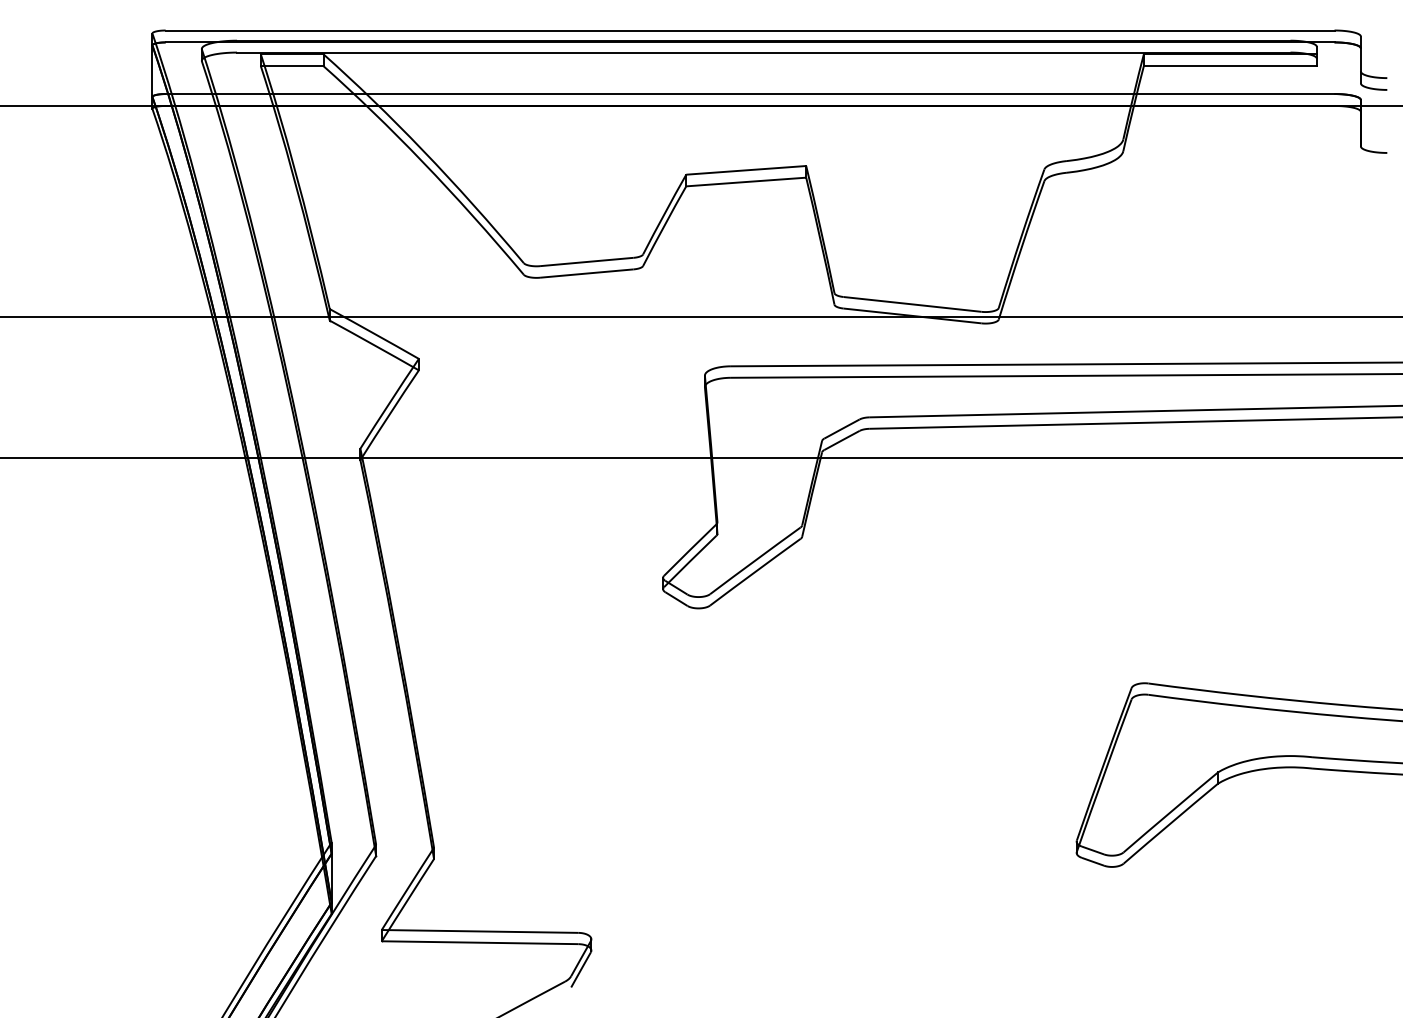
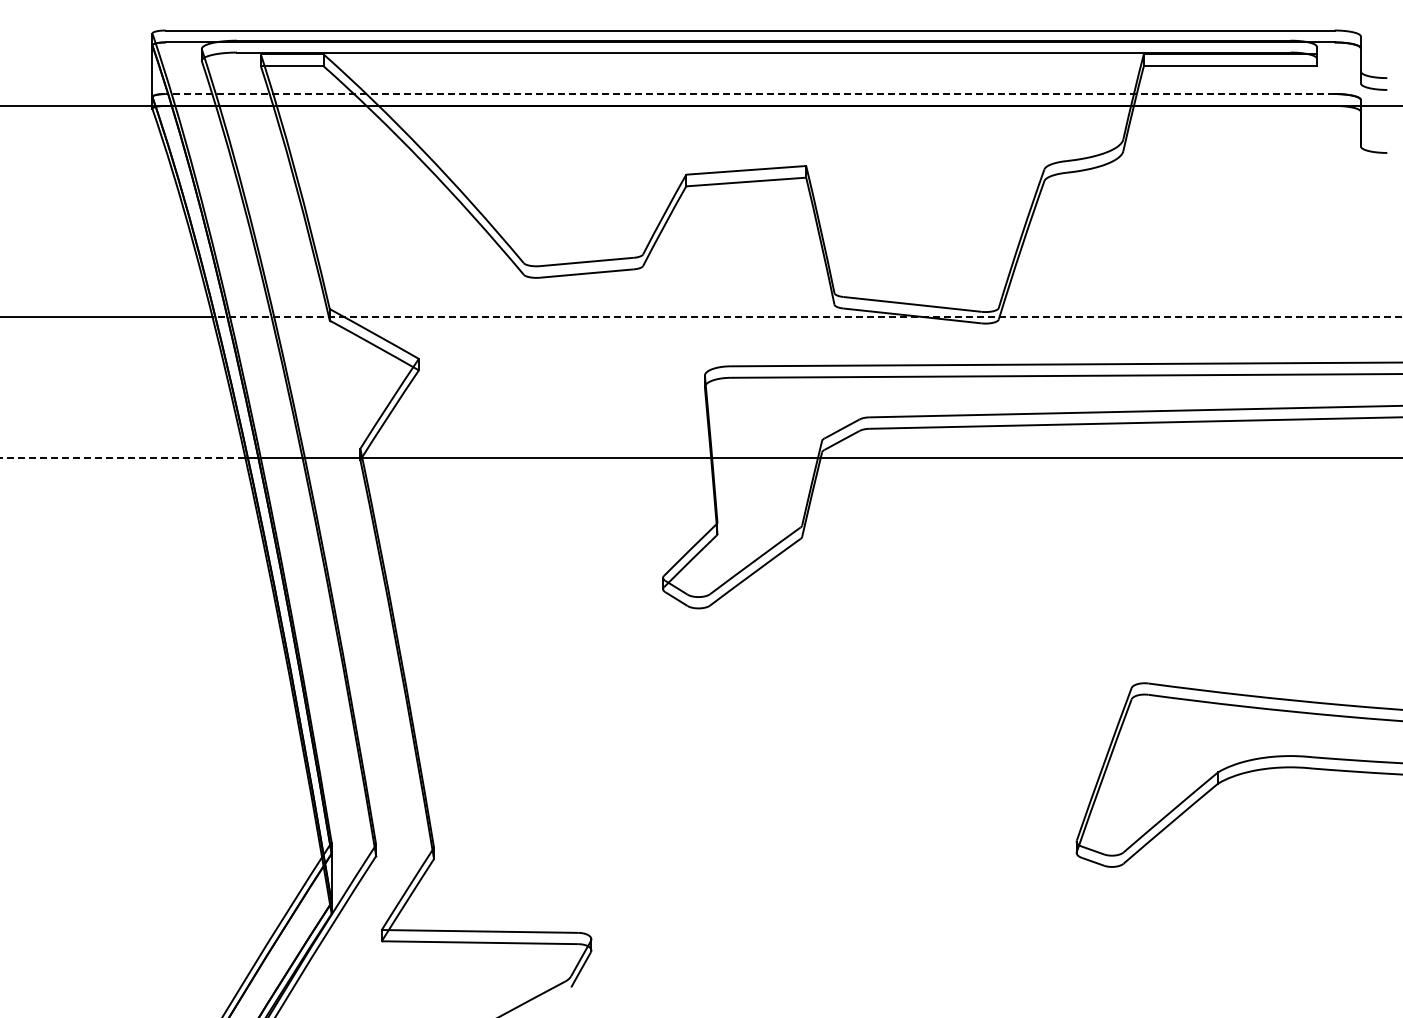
line: solid -> dashed (749, 94)
line: solid -> dashed (807, 316)
line: solid -> dashed (122, 457)
